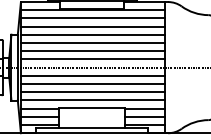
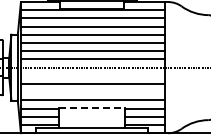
line: present -> none (92, 75)
line: present -> none (92, 92)
line: solid -> dashed (92, 108)
